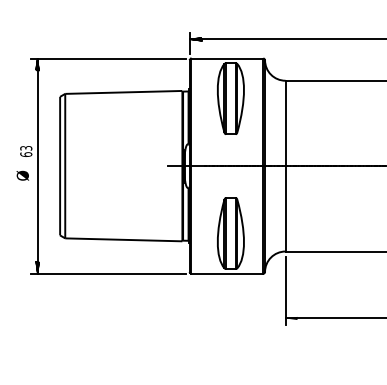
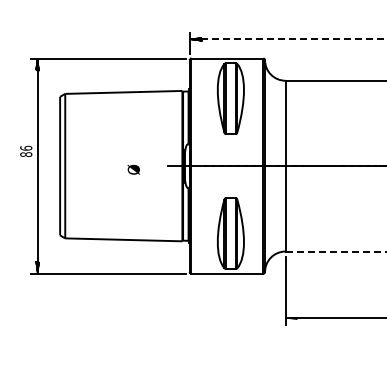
line: solid -> dashed (288, 39)
text: 63 -> 86 (26, 150)
text position: (22, 175) -> (133, 169) (133, 169)
line: solid -> dashed (336, 251)
